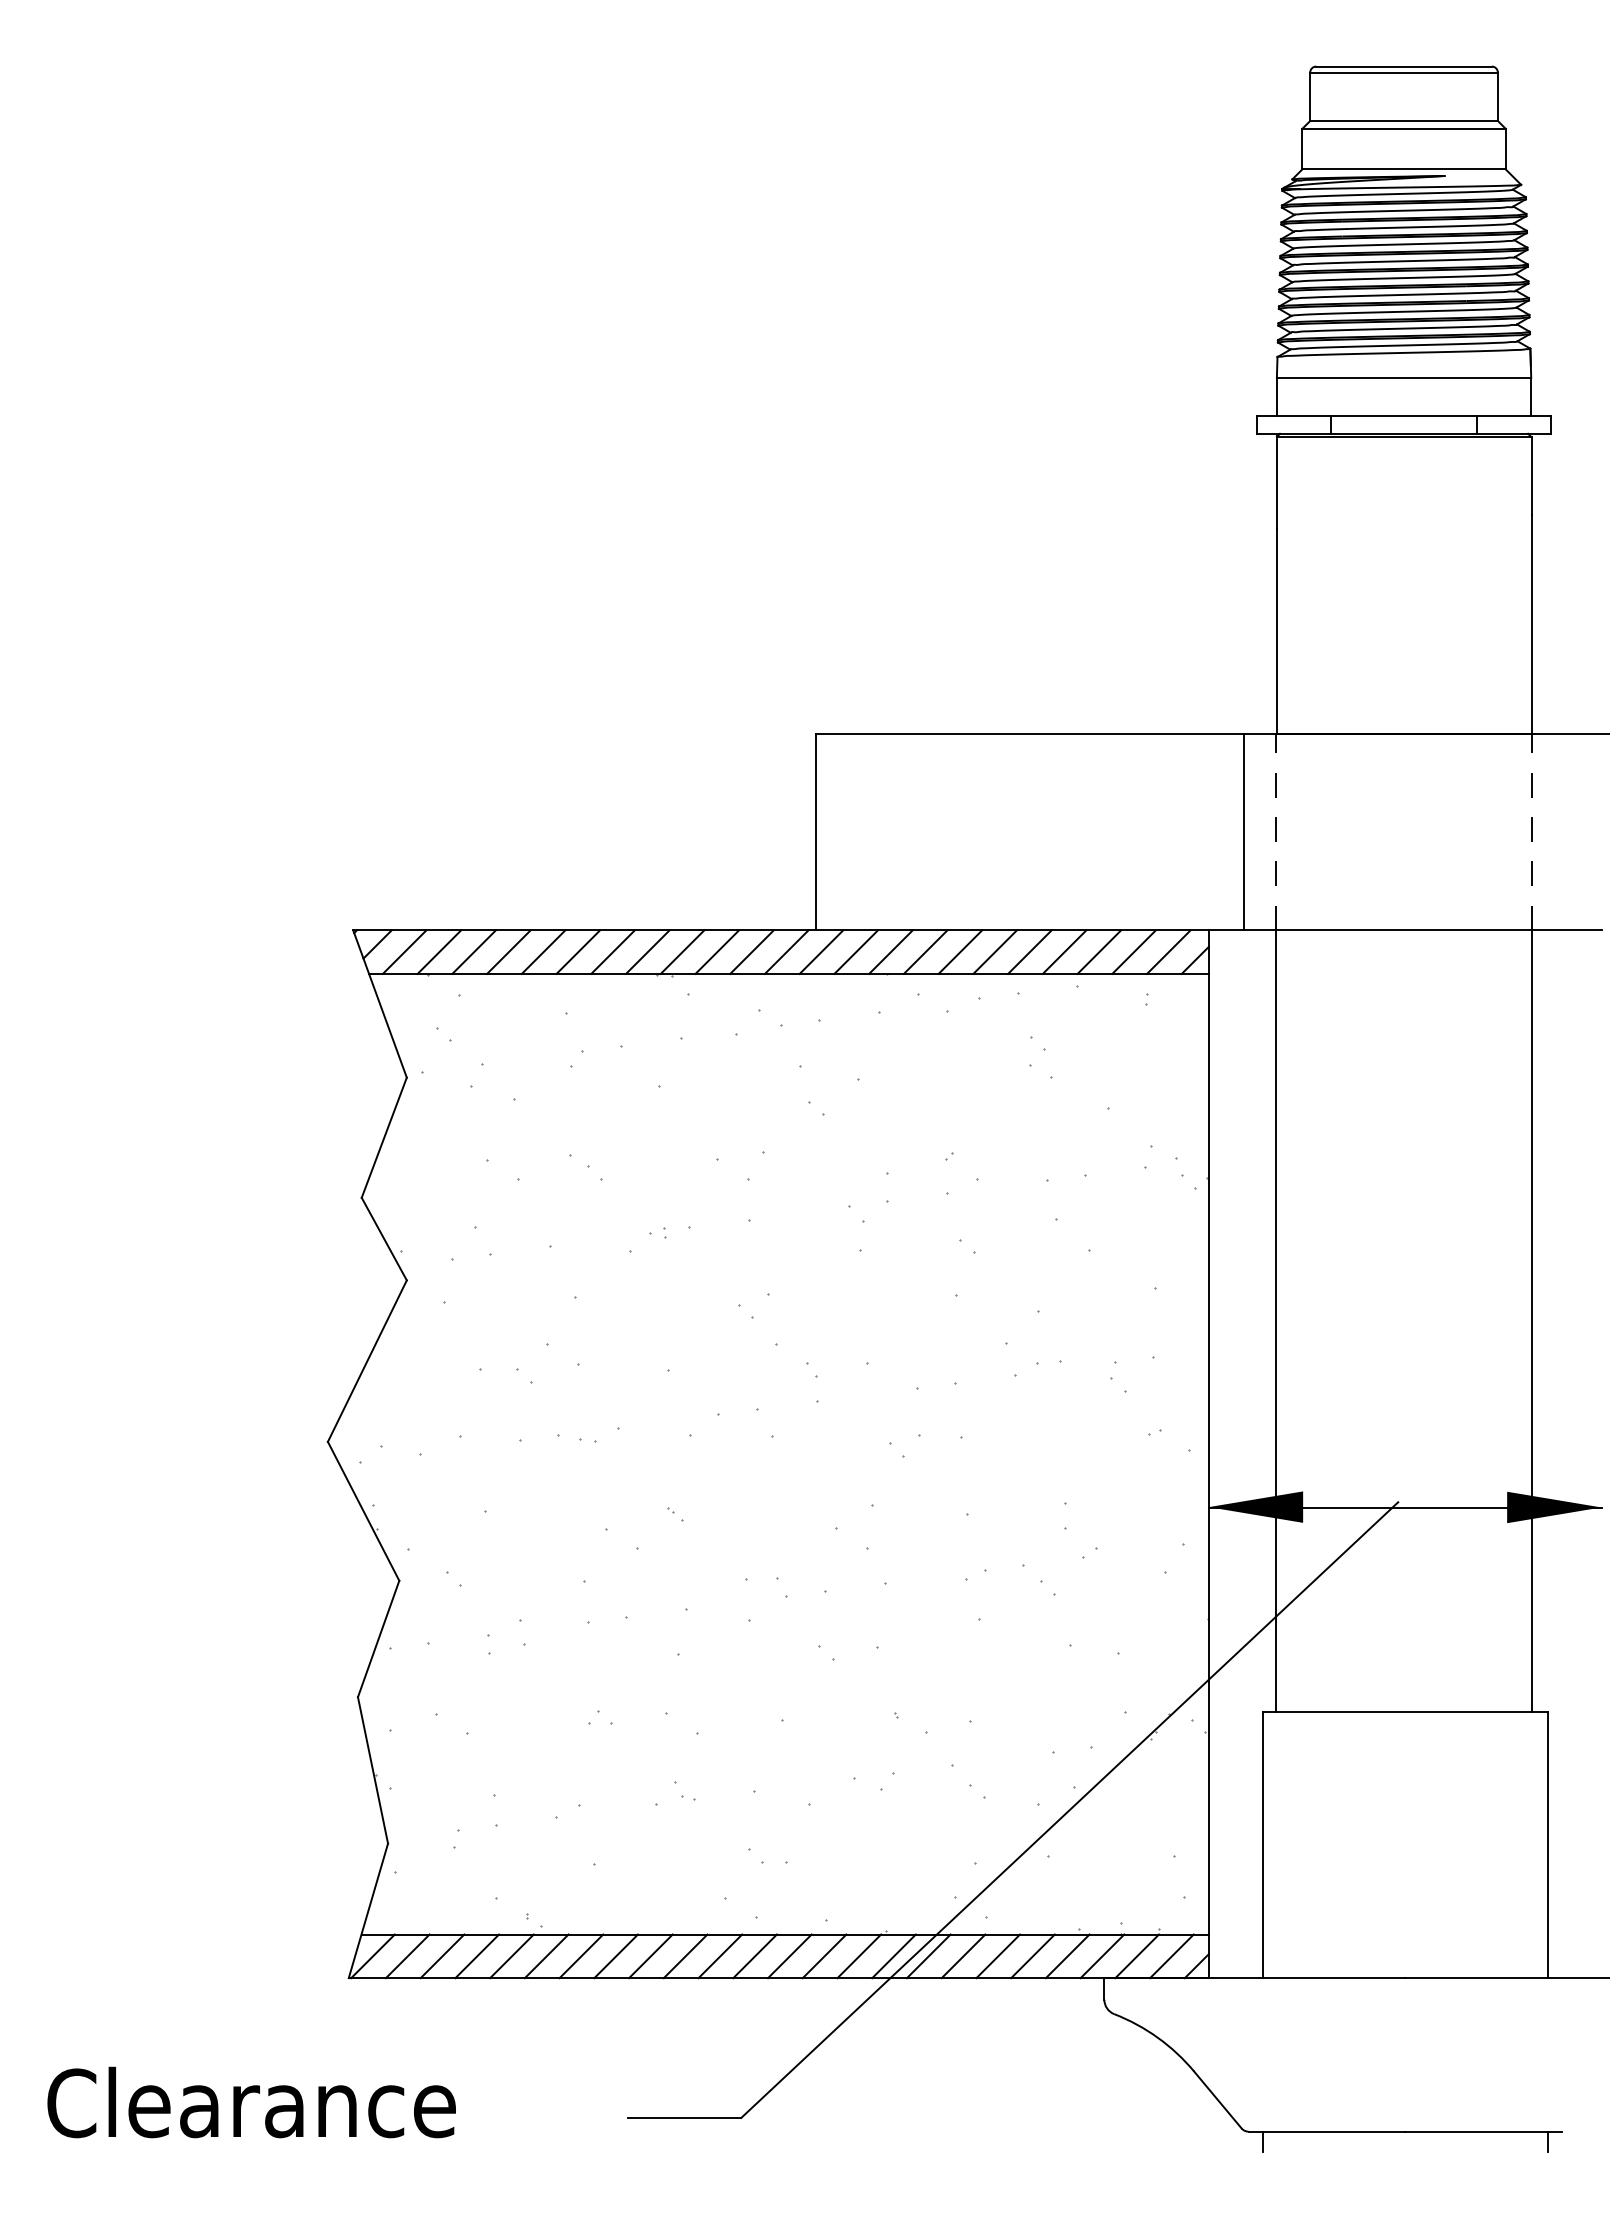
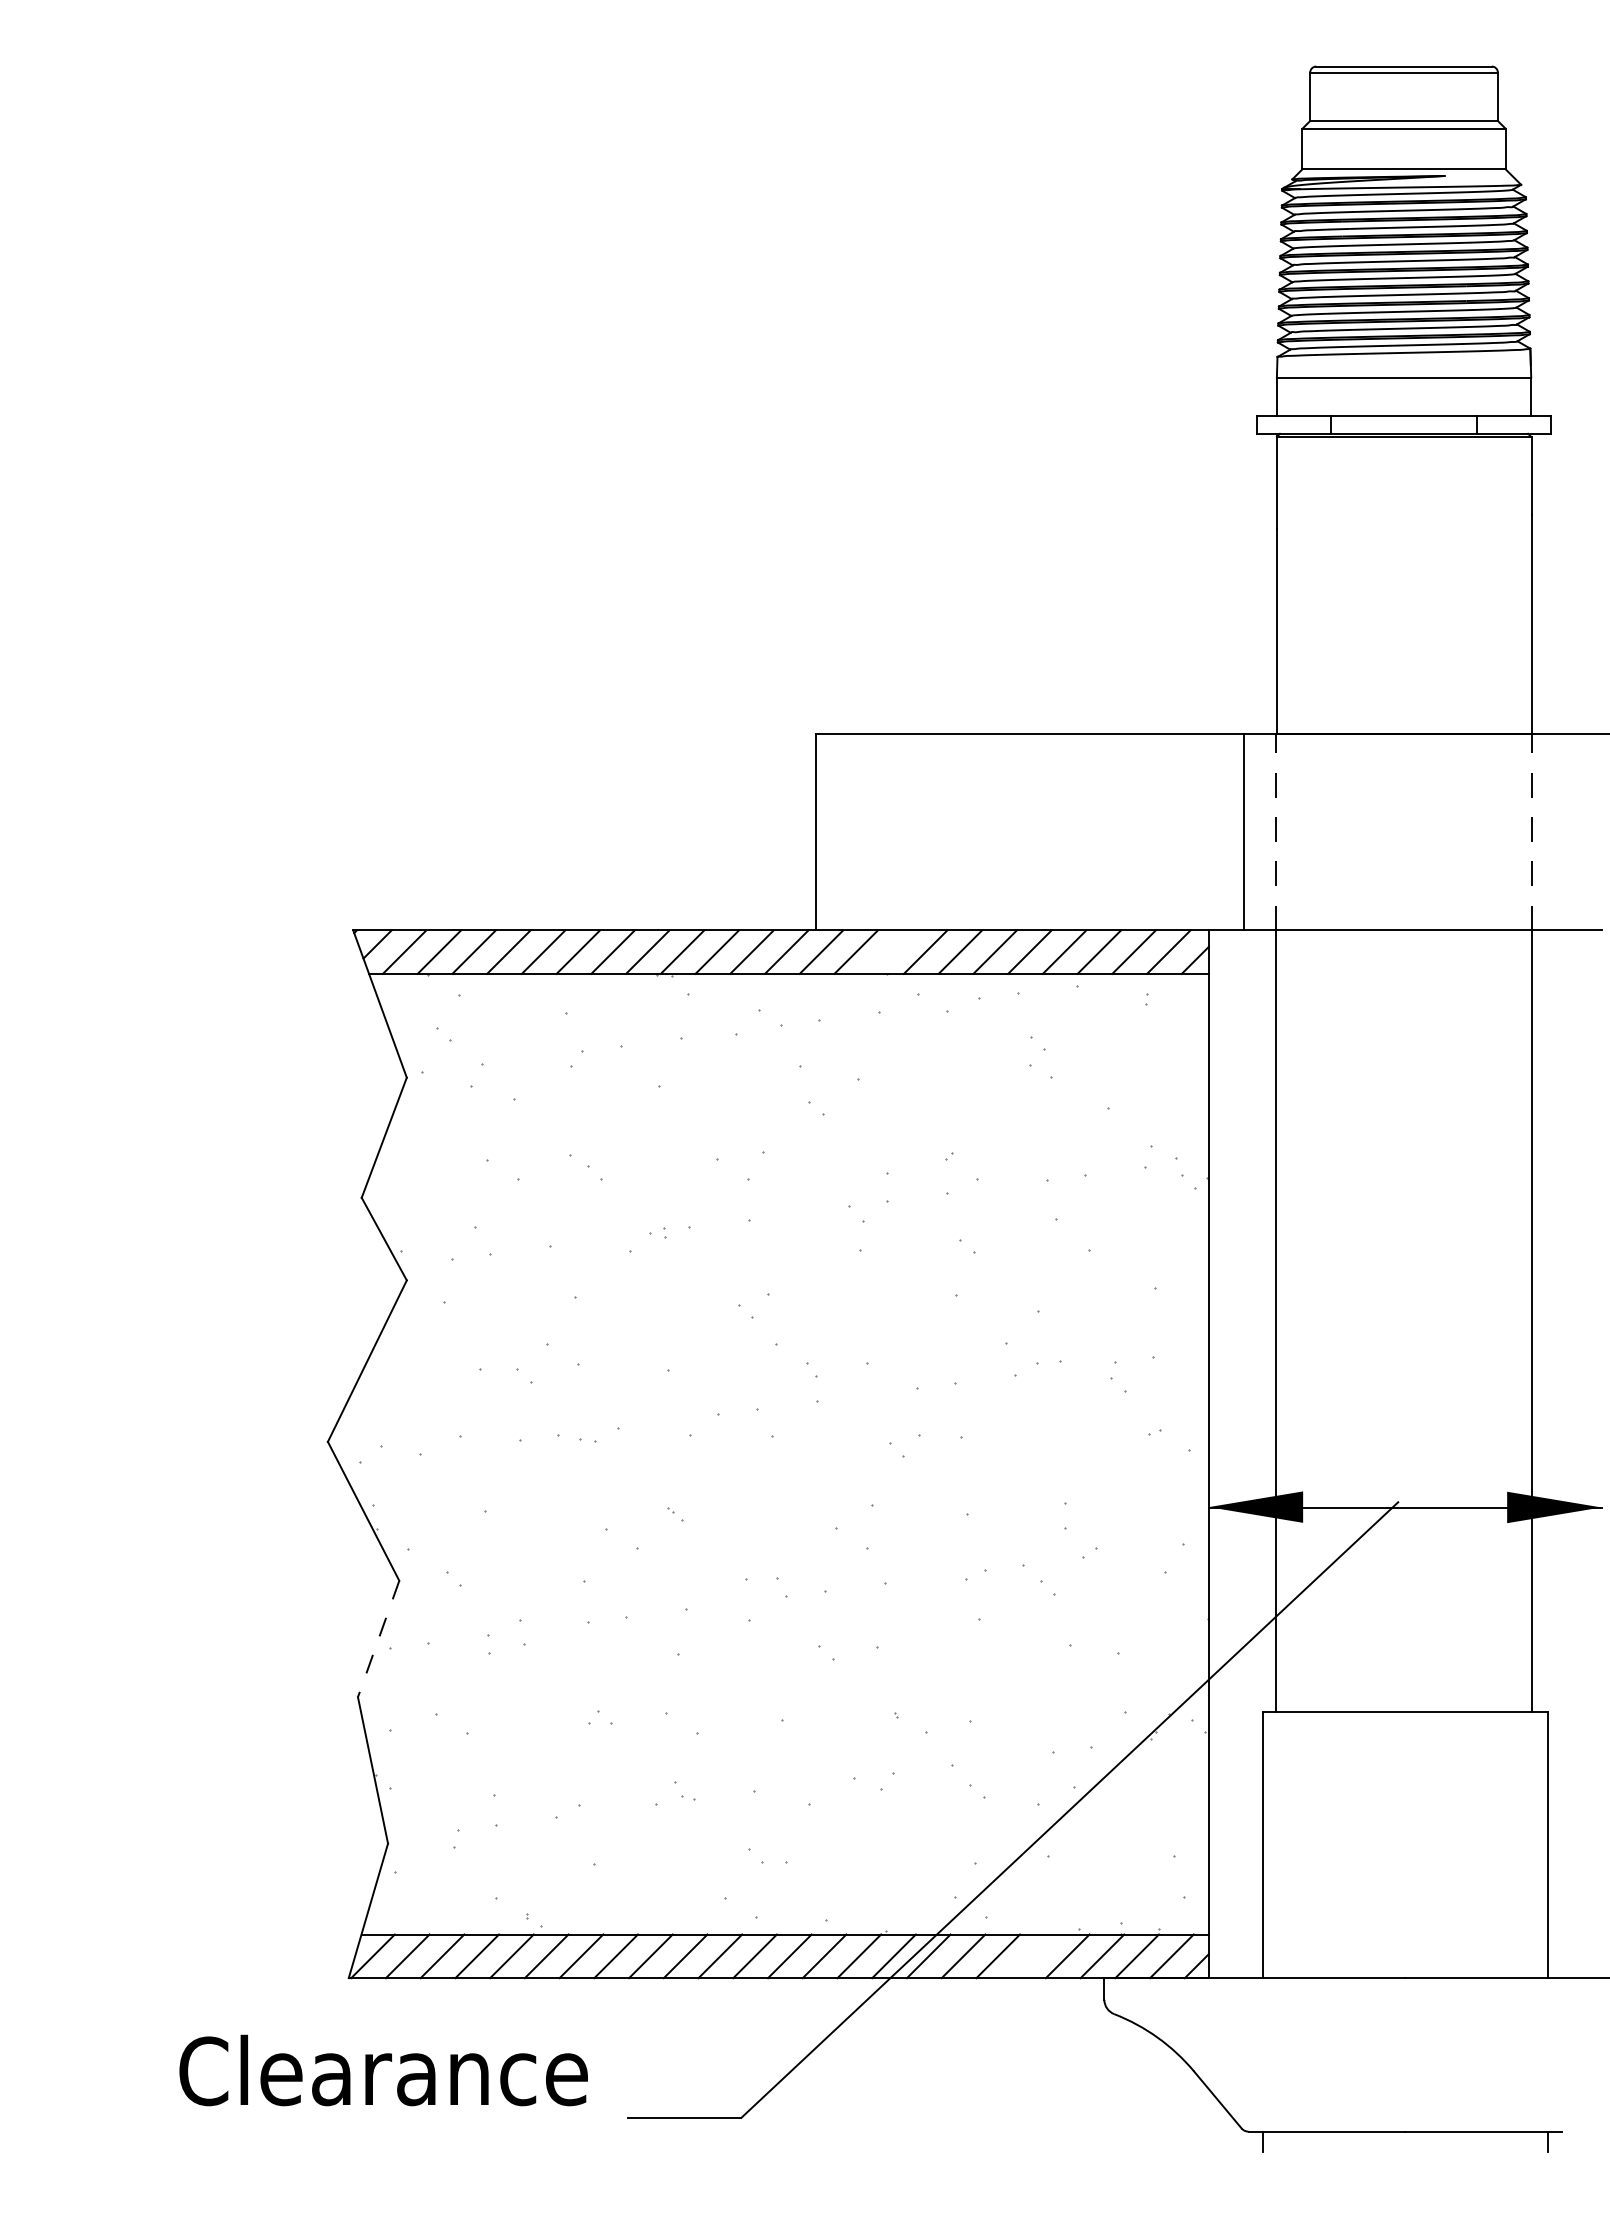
line: present -> none (890, 951)
line: solid -> dashed (378, 1638)
line: present -> none (1032, 1956)
text position: (251, 2102) -> (383, 2070) (383, 2070)
